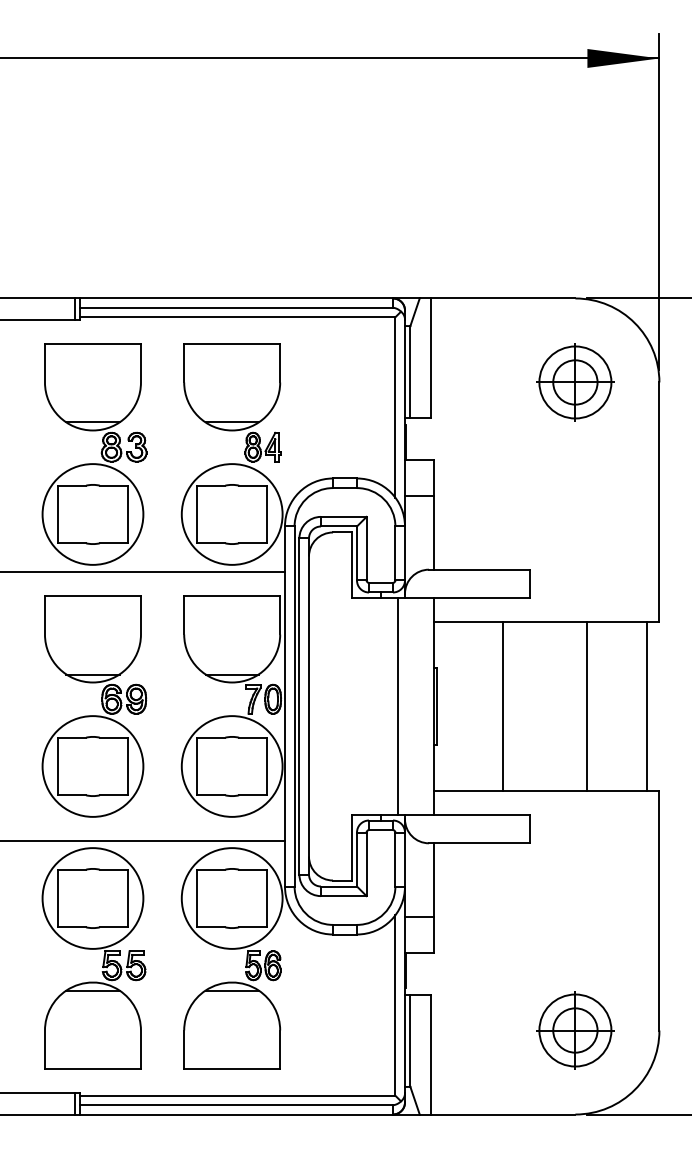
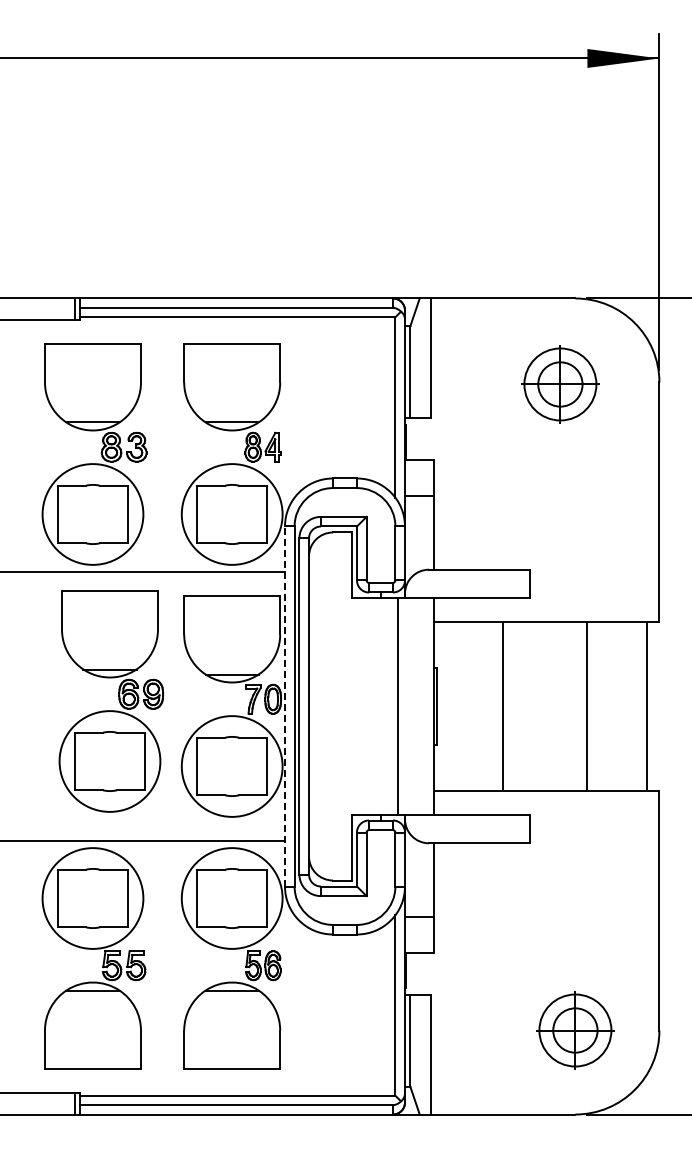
part position: (575, 382) -> (560, 384) (560, 384)
part position: (101, 705) -> (118, 700) (118, 700)
line: solid -> dashed (285, 706)
